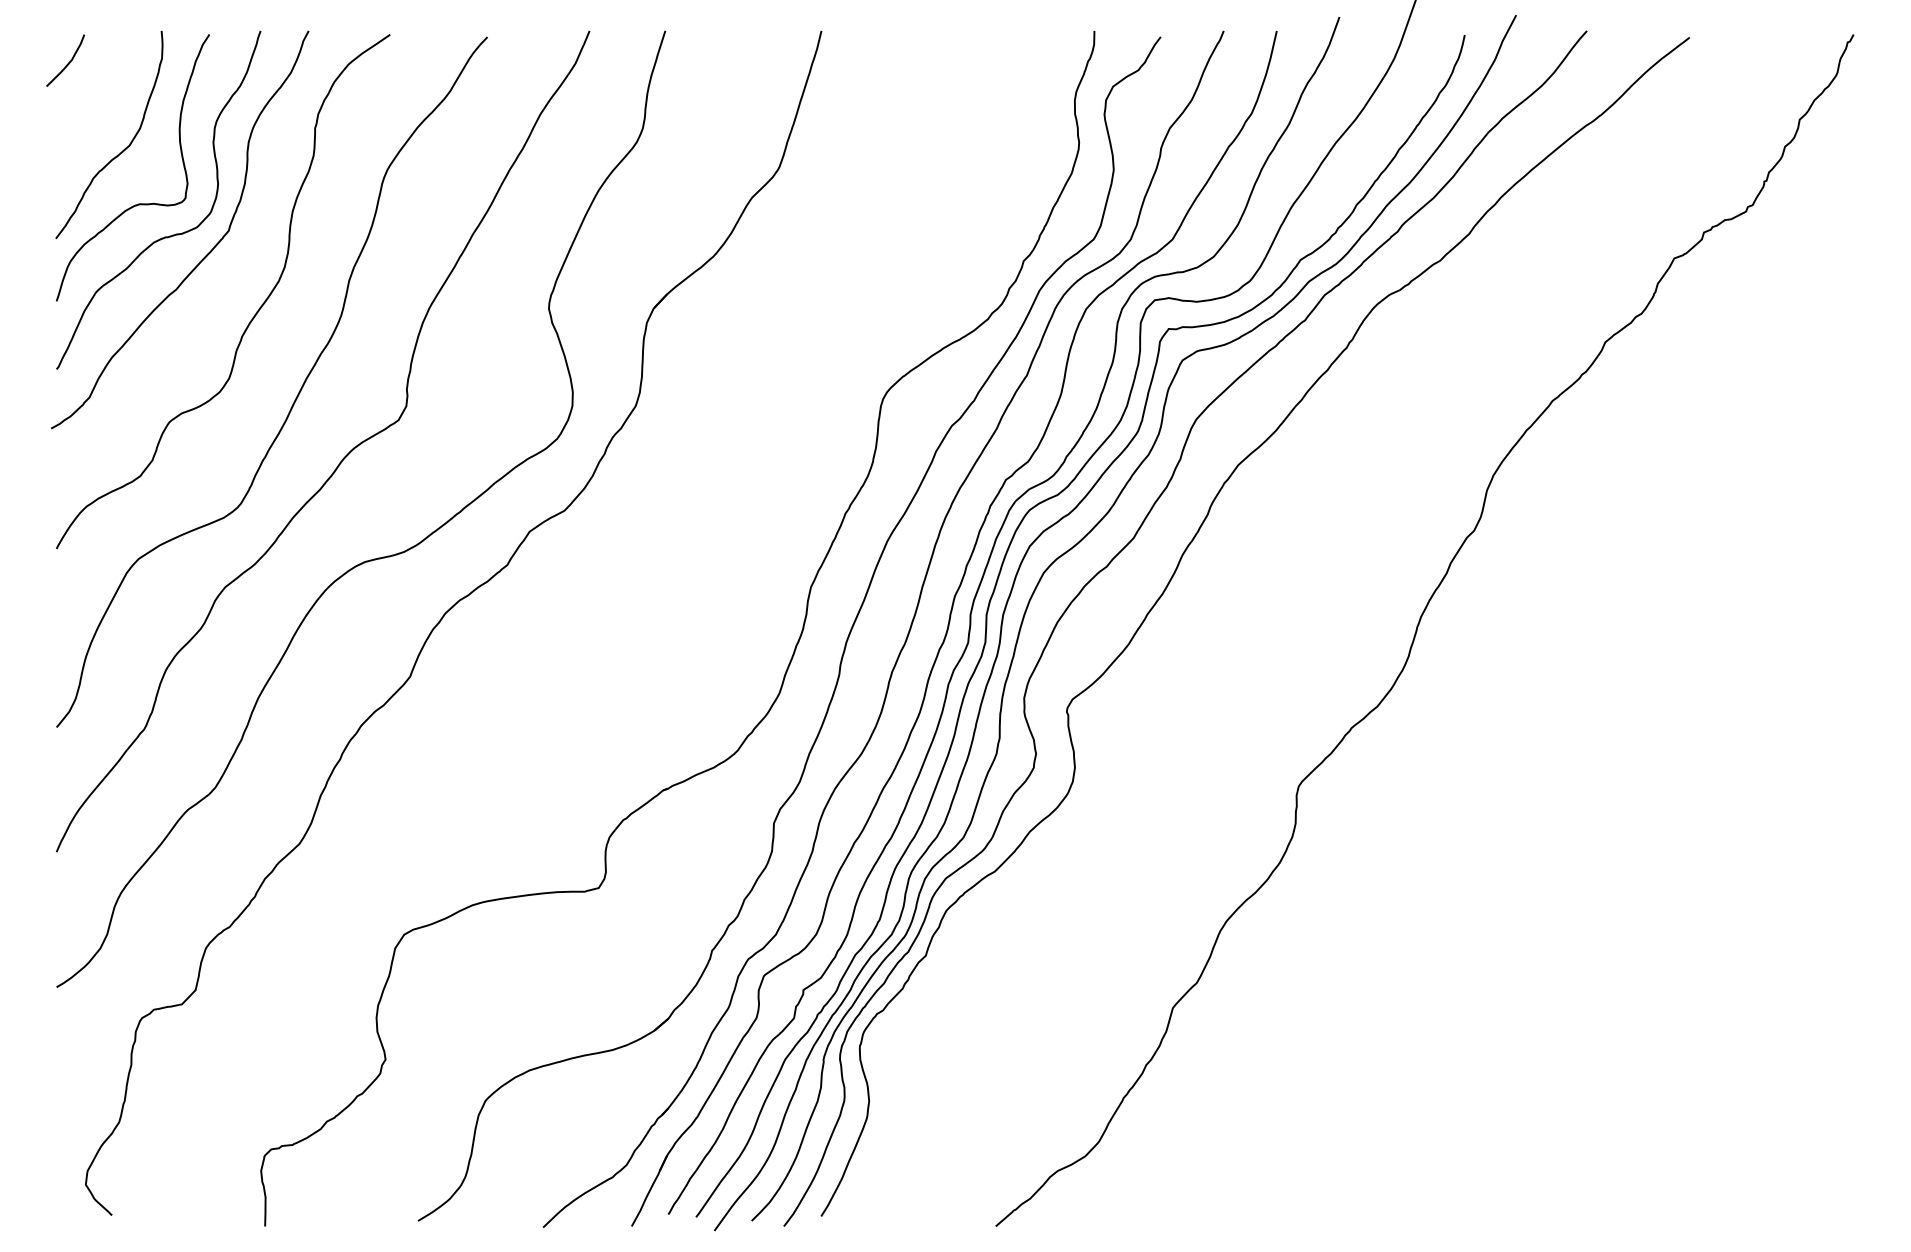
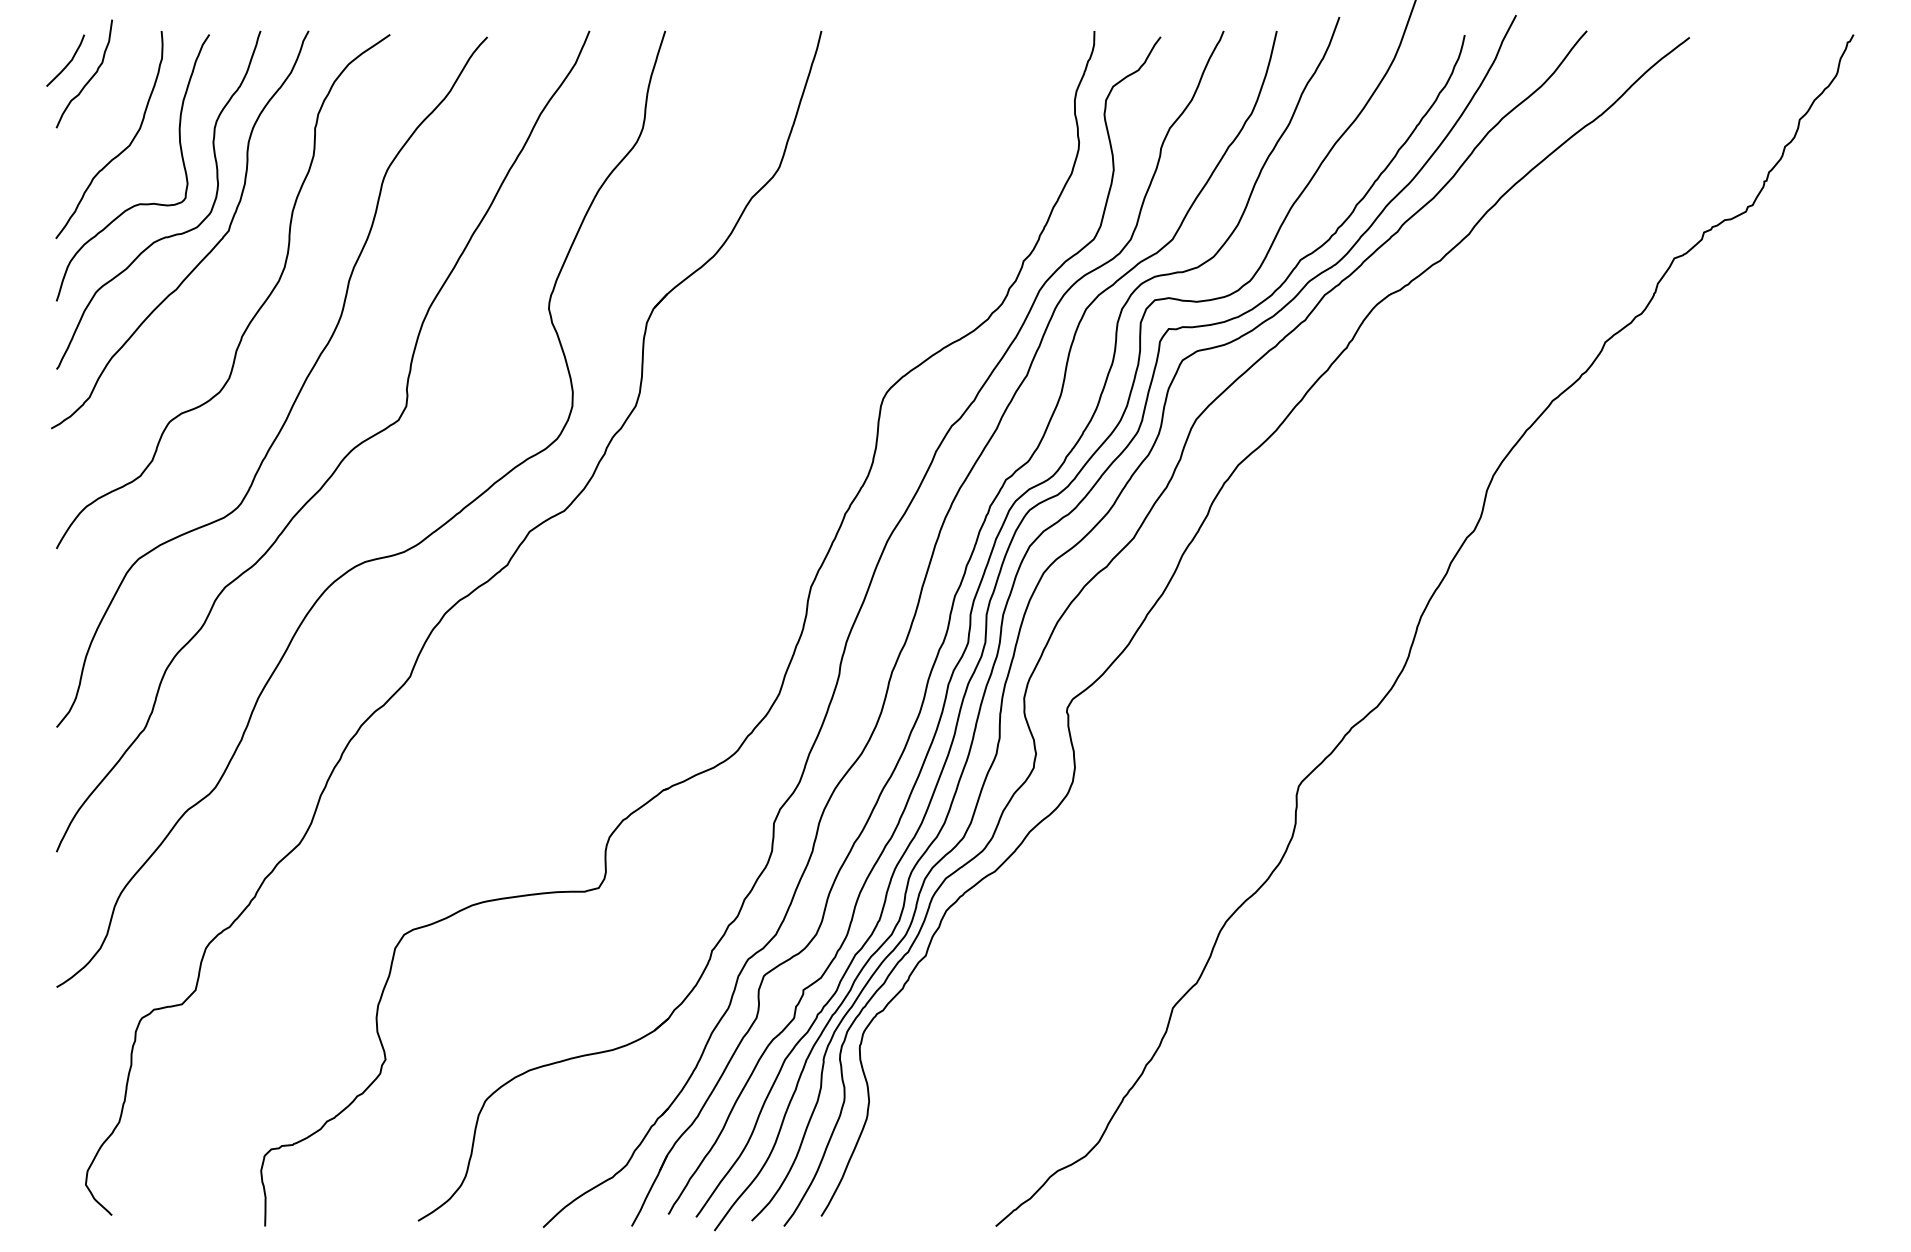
curve: none -> present (90, 77)
